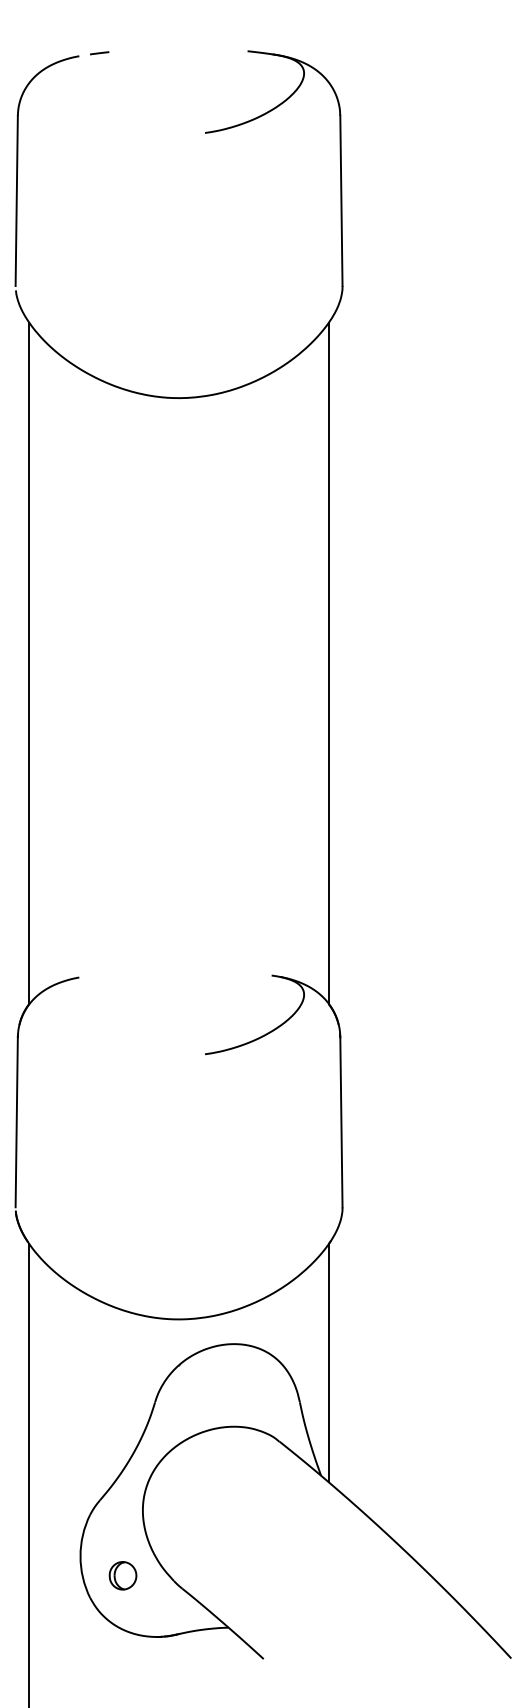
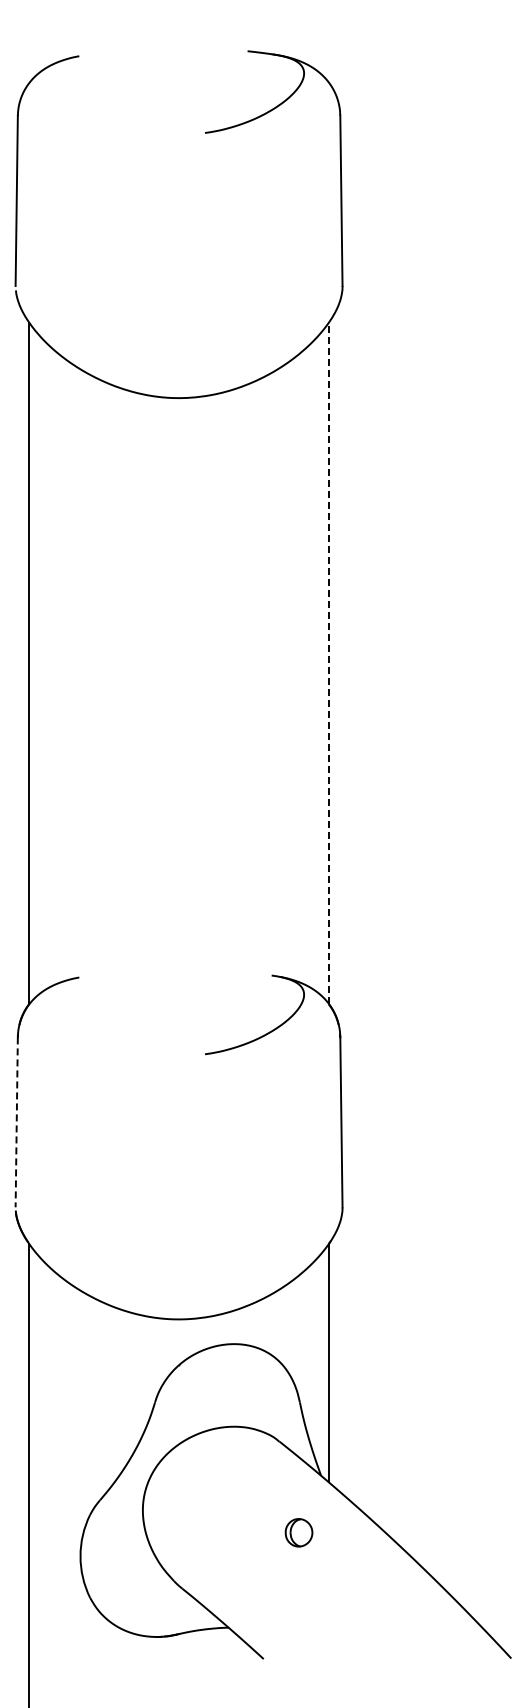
line: present -> none (99, 53)
line: solid -> dashed (328, 662)
line: solid -> dashed (16, 1122)
part position: (122, 1575) -> (298, 1532) (298, 1532)
